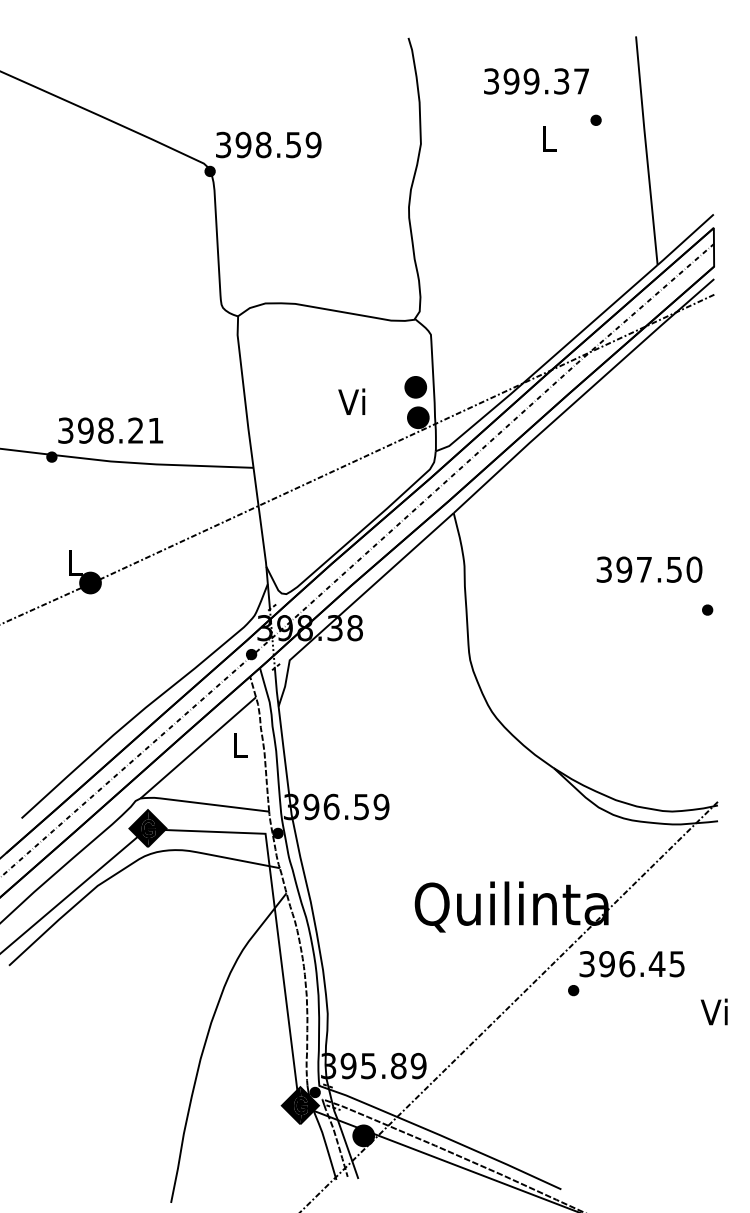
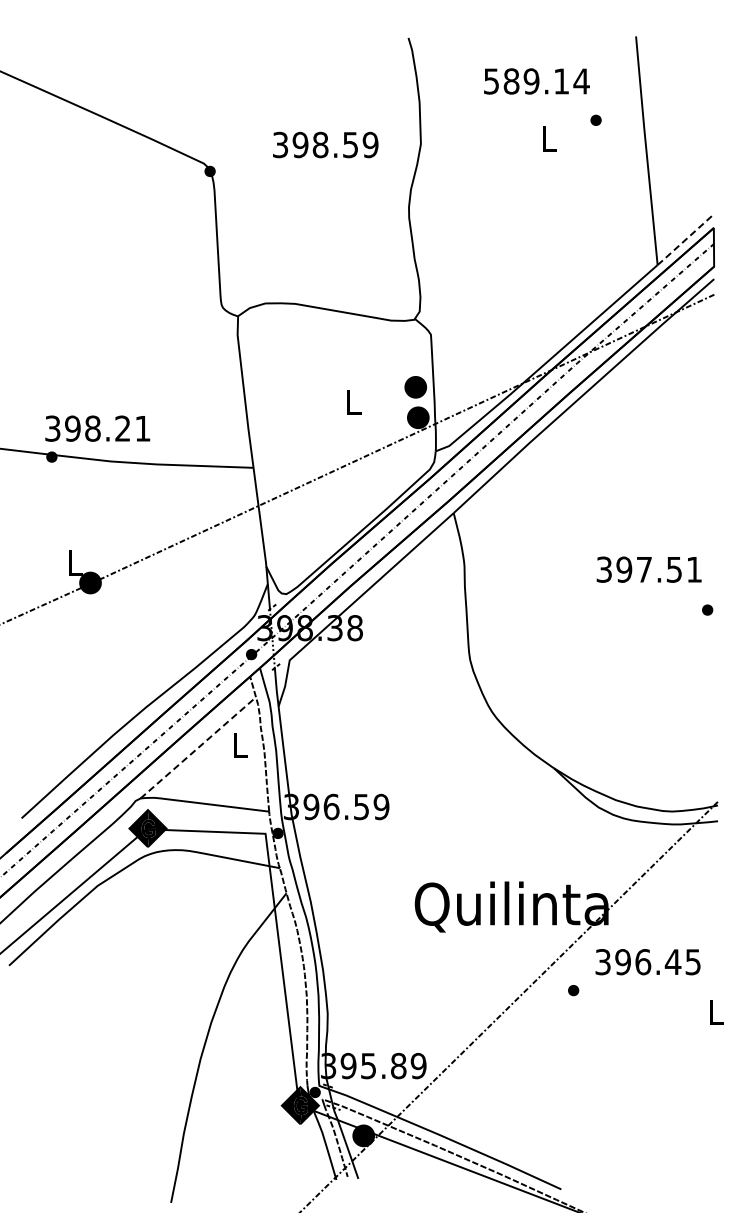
text: 399.37 -> 589.14 (536, 81)
text position: (268, 144) -> (325, 144) (325, 144)
line: solid -> dashed (685, 239)
text: Vi -> L (351, 401)
text position: (110, 430) -> (97, 428) (97, 428)
text: 397.50 -> 397.51 (694, 569)
line: solid -> dashed (198, 747)
text position: (631, 964) -> (647, 962) (647, 962)
text: Vi -> L (713, 1011)
